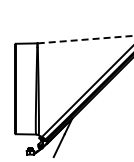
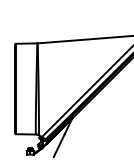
line: dashed -> solid (85, 39)
